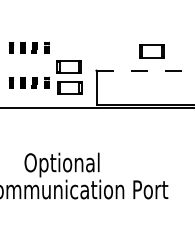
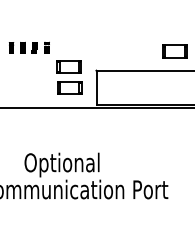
part position: (151, 51) -> (174, 51) (174, 51)
line: dashed -> solid (145, 70)
part: present -> none (28, 82)
